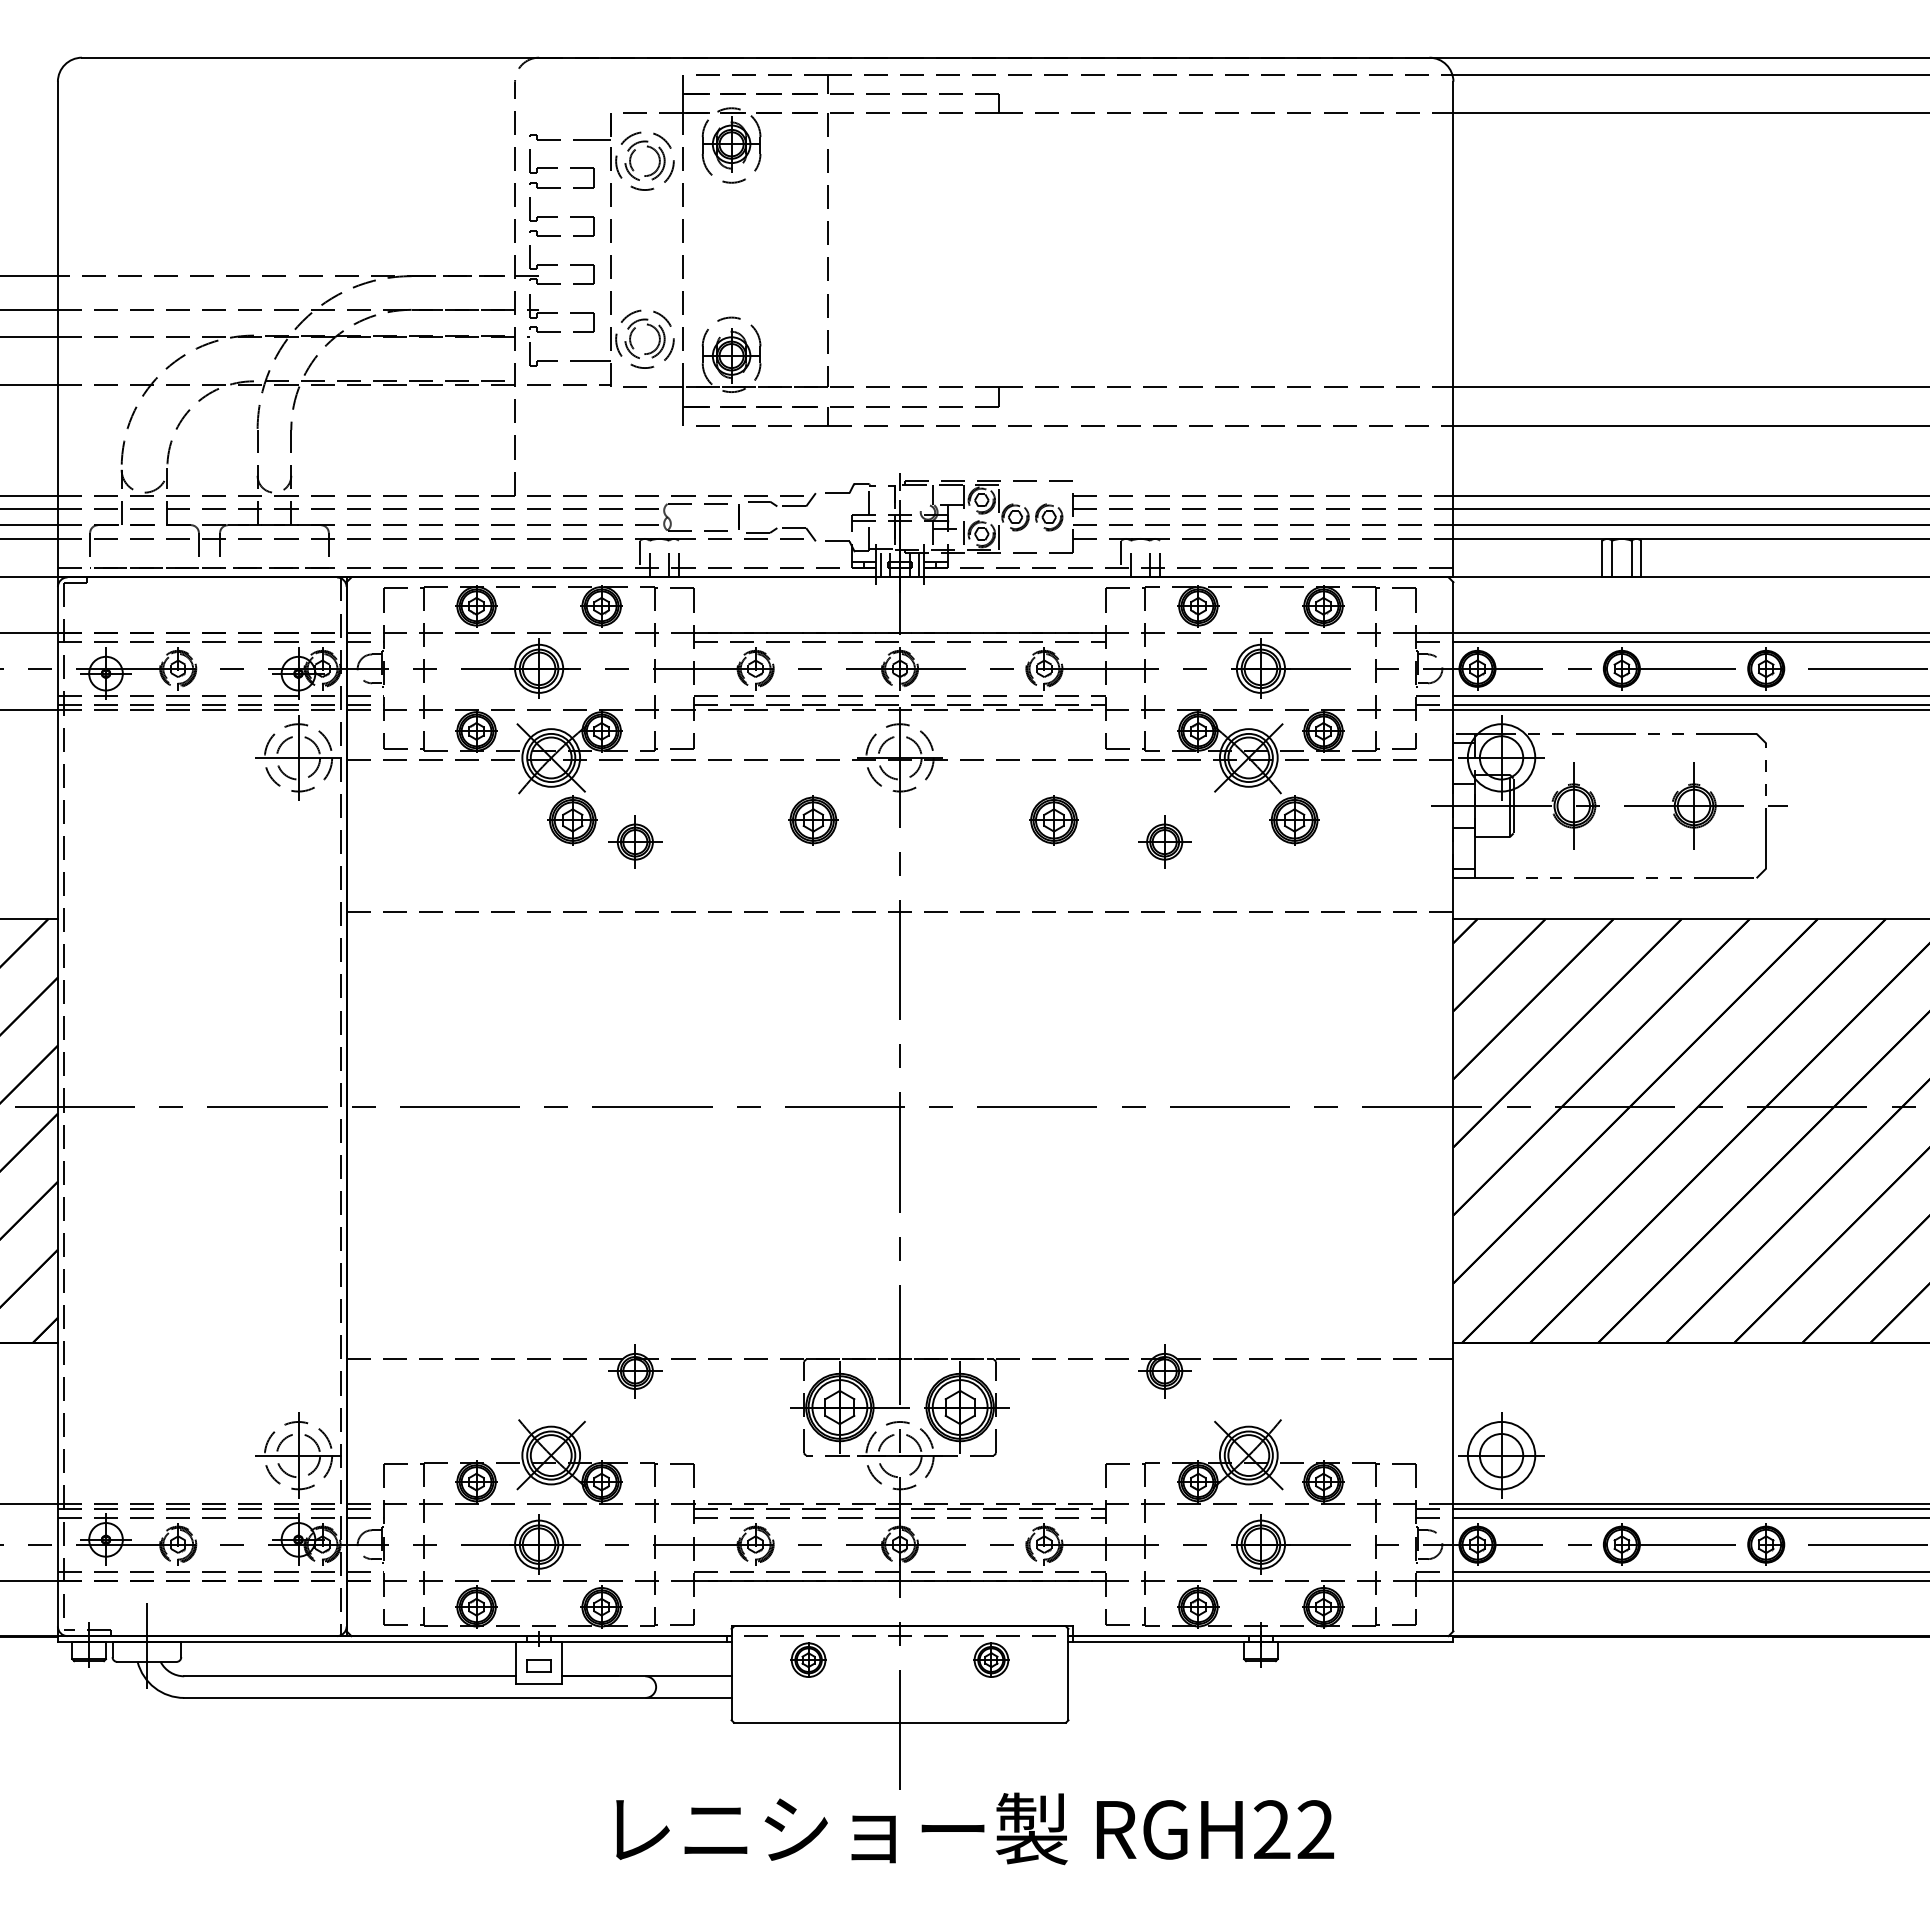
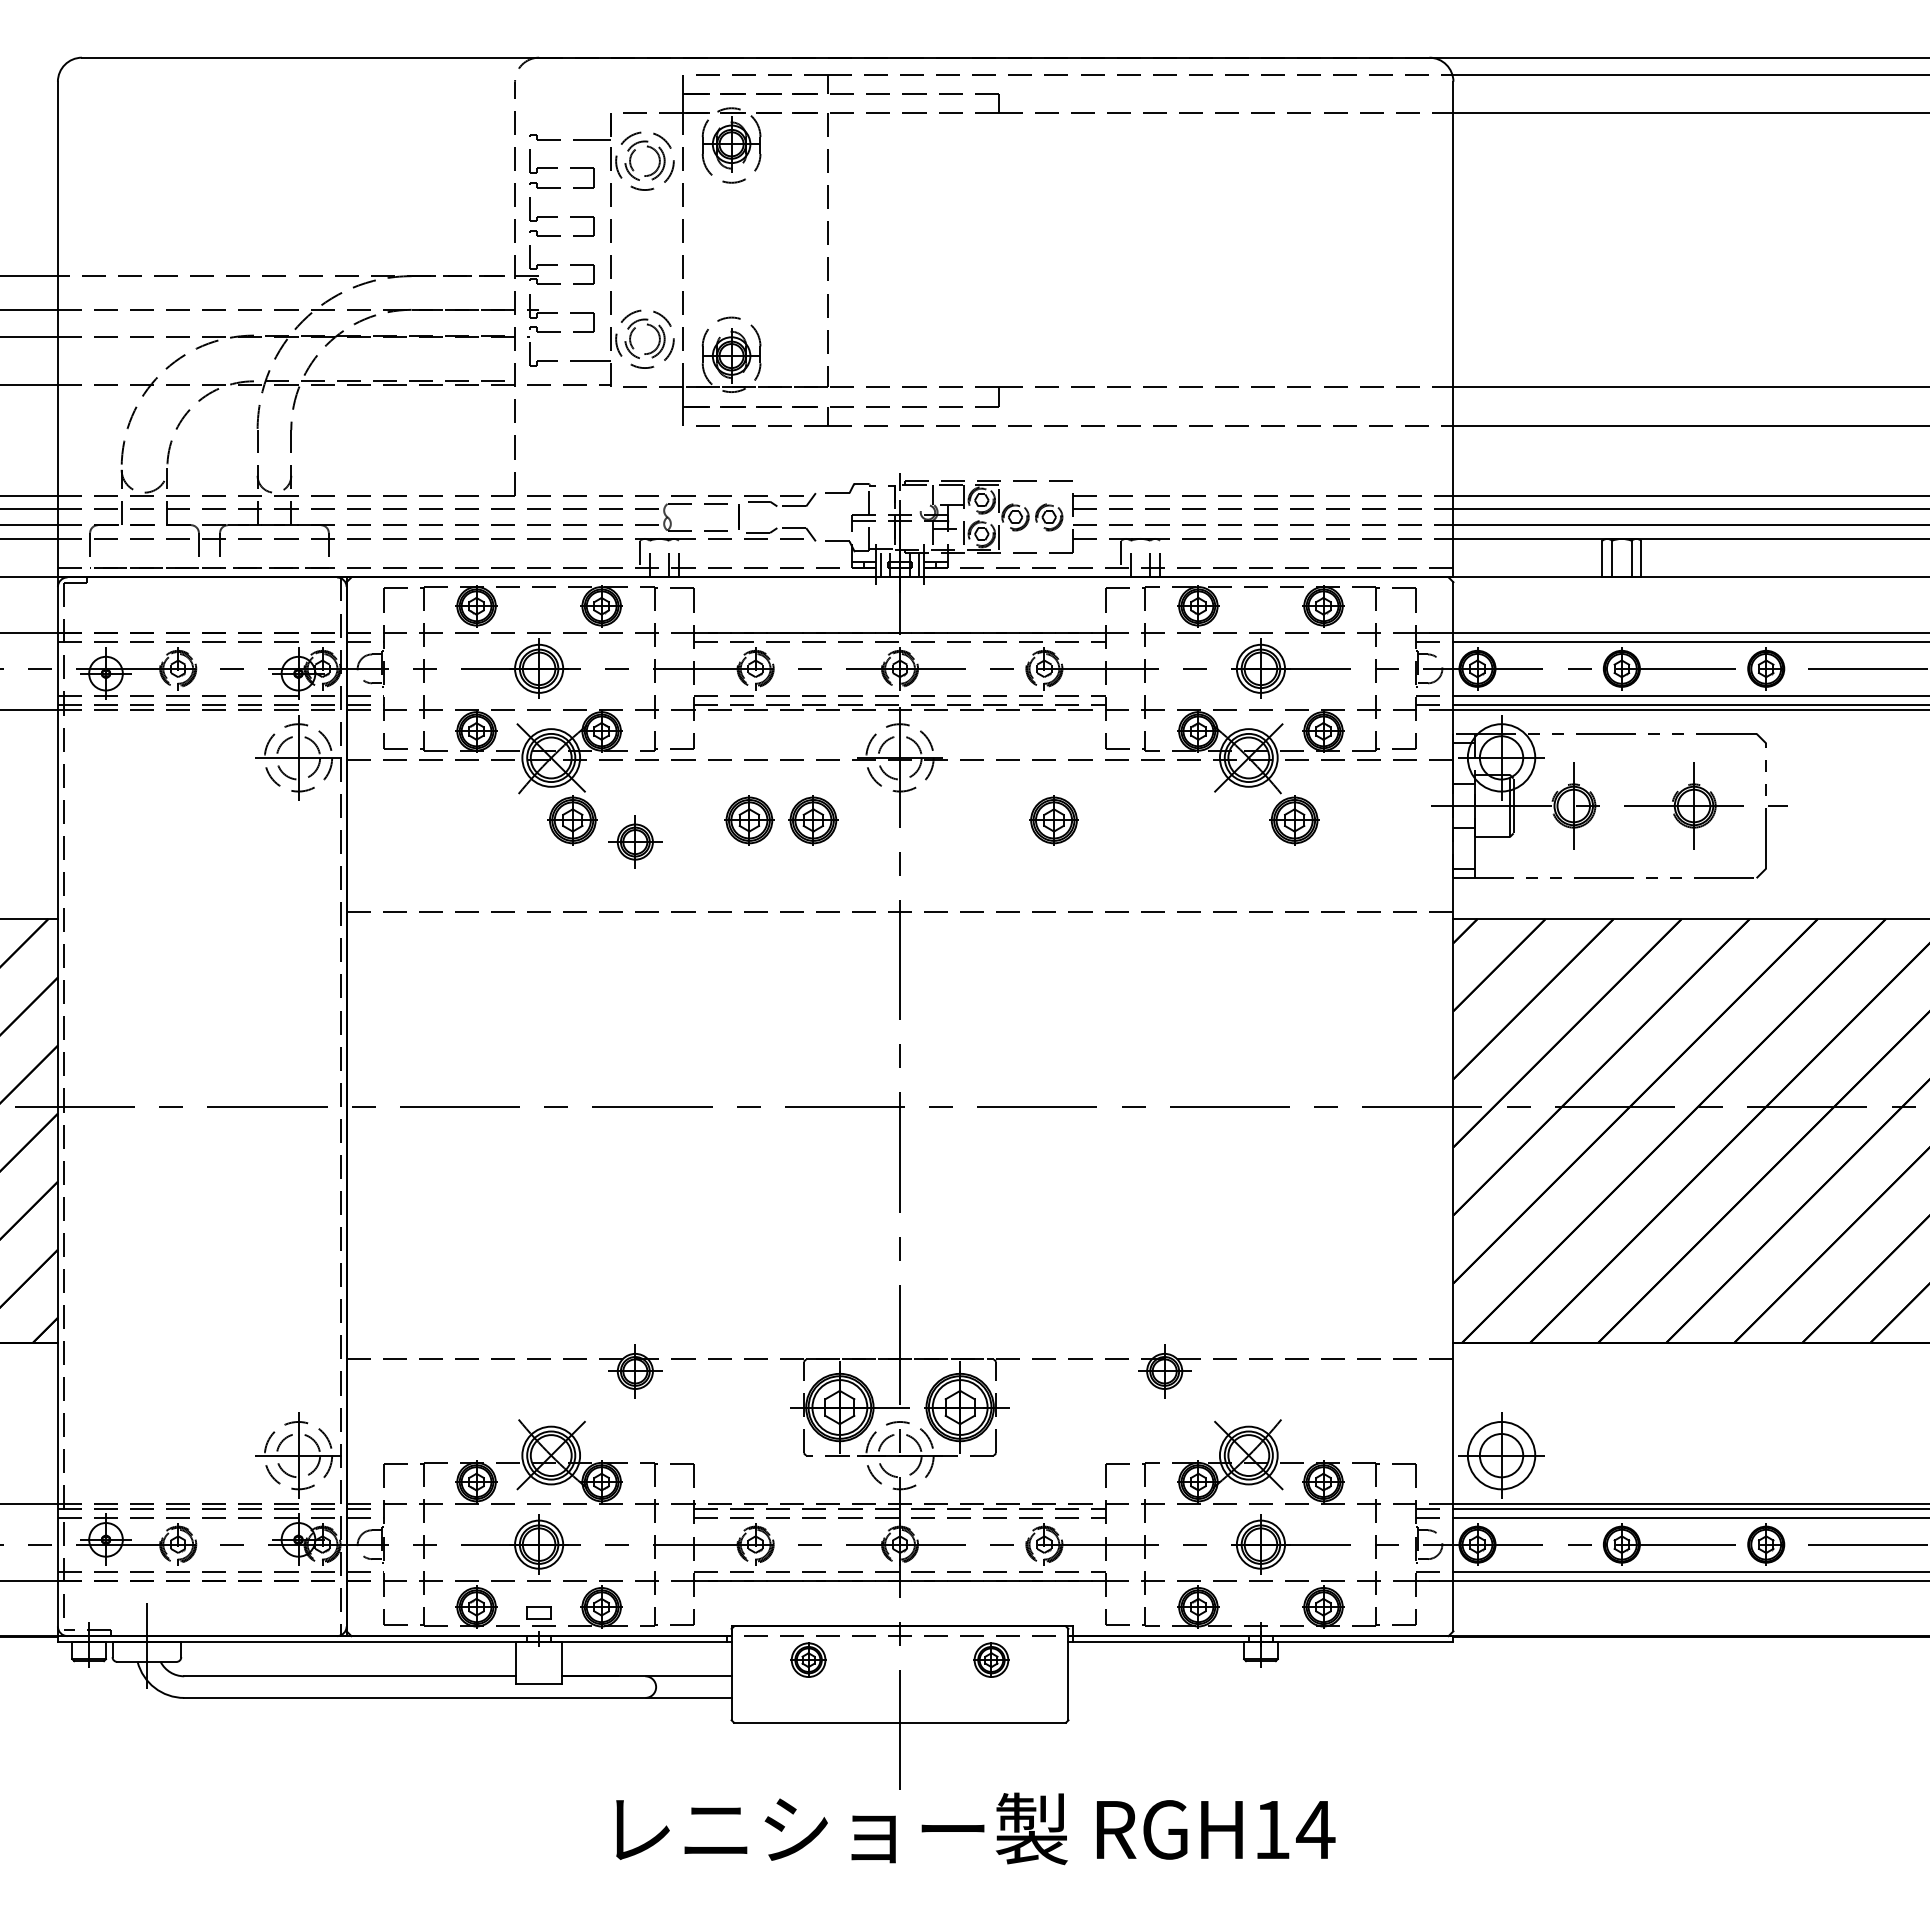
part: none -> present (749, 820)
part: present -> none (1164, 841)
part position: (538, 1665) -> (538, 1612) (538, 1612)
text: RGH22 -> RGH14 (1294, 1829)
